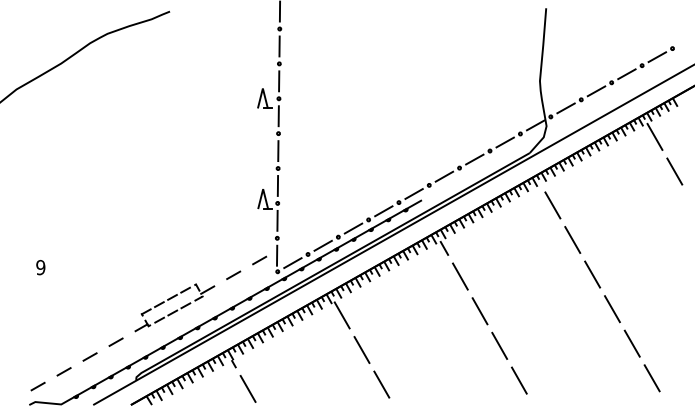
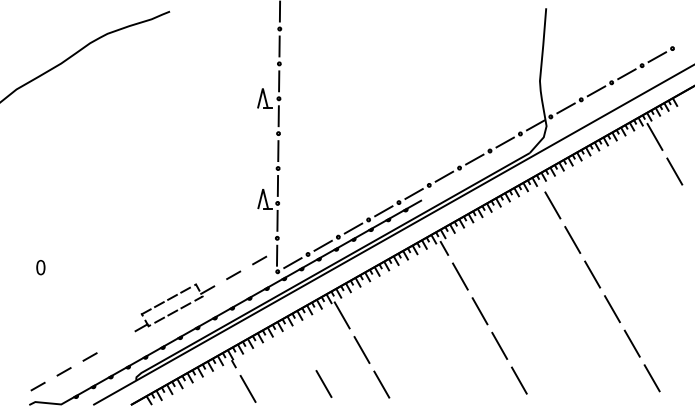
text: 9 -> 0 (40, 267)
line: present -> none (115, 341)
line: none -> present (323, 383)
